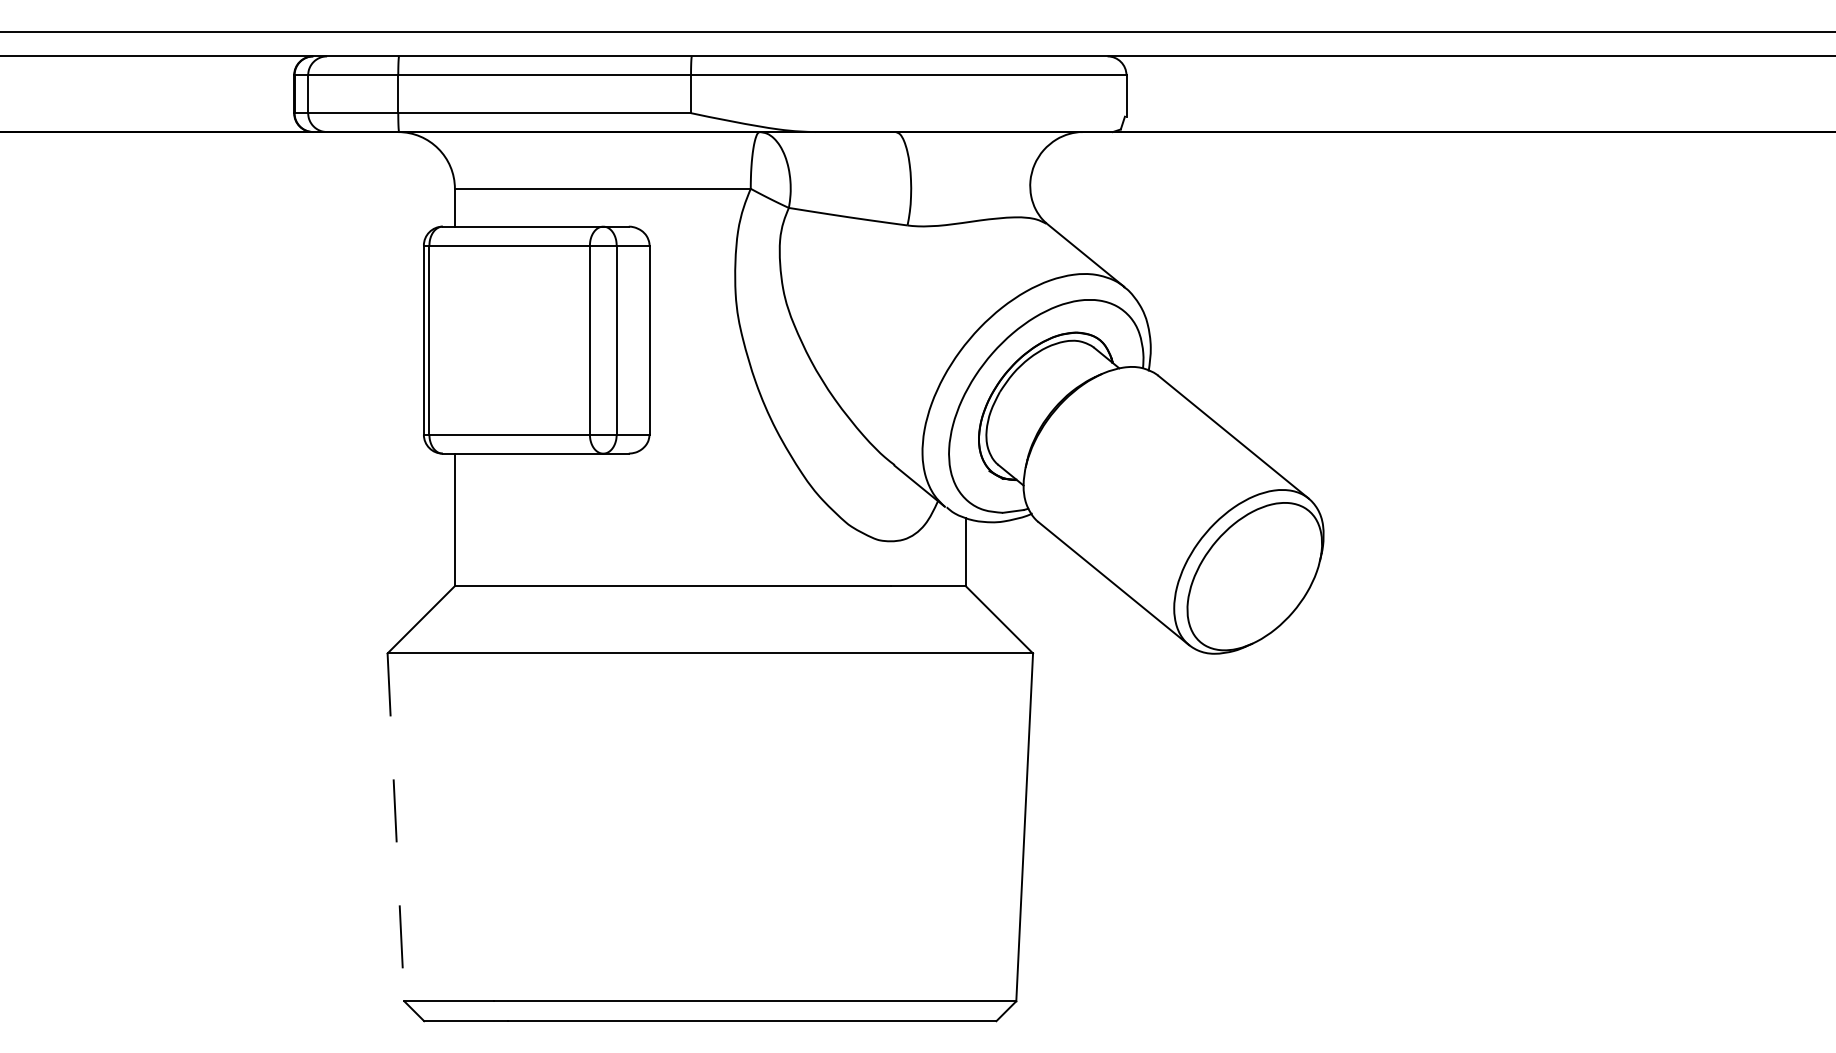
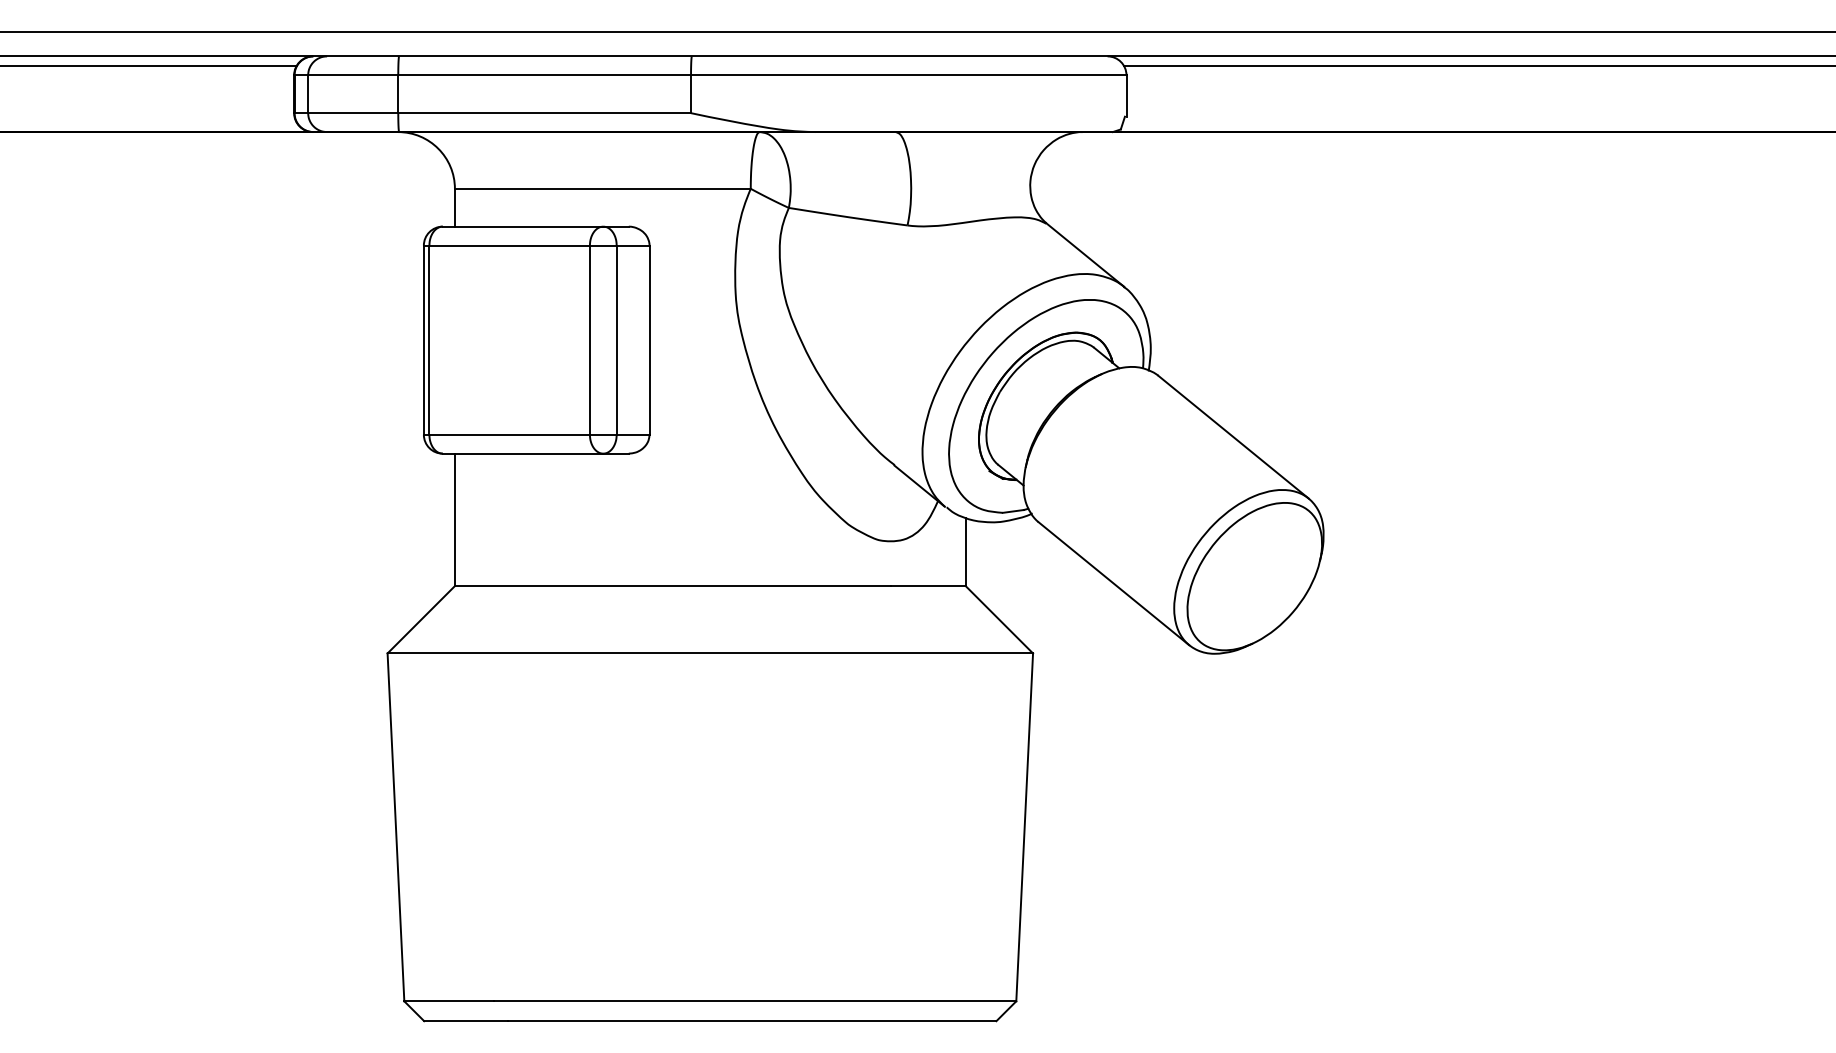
line: none -> present (149, 65)
line: none -> present (1477, 65)
line: dashed -> solid (395, 827)
